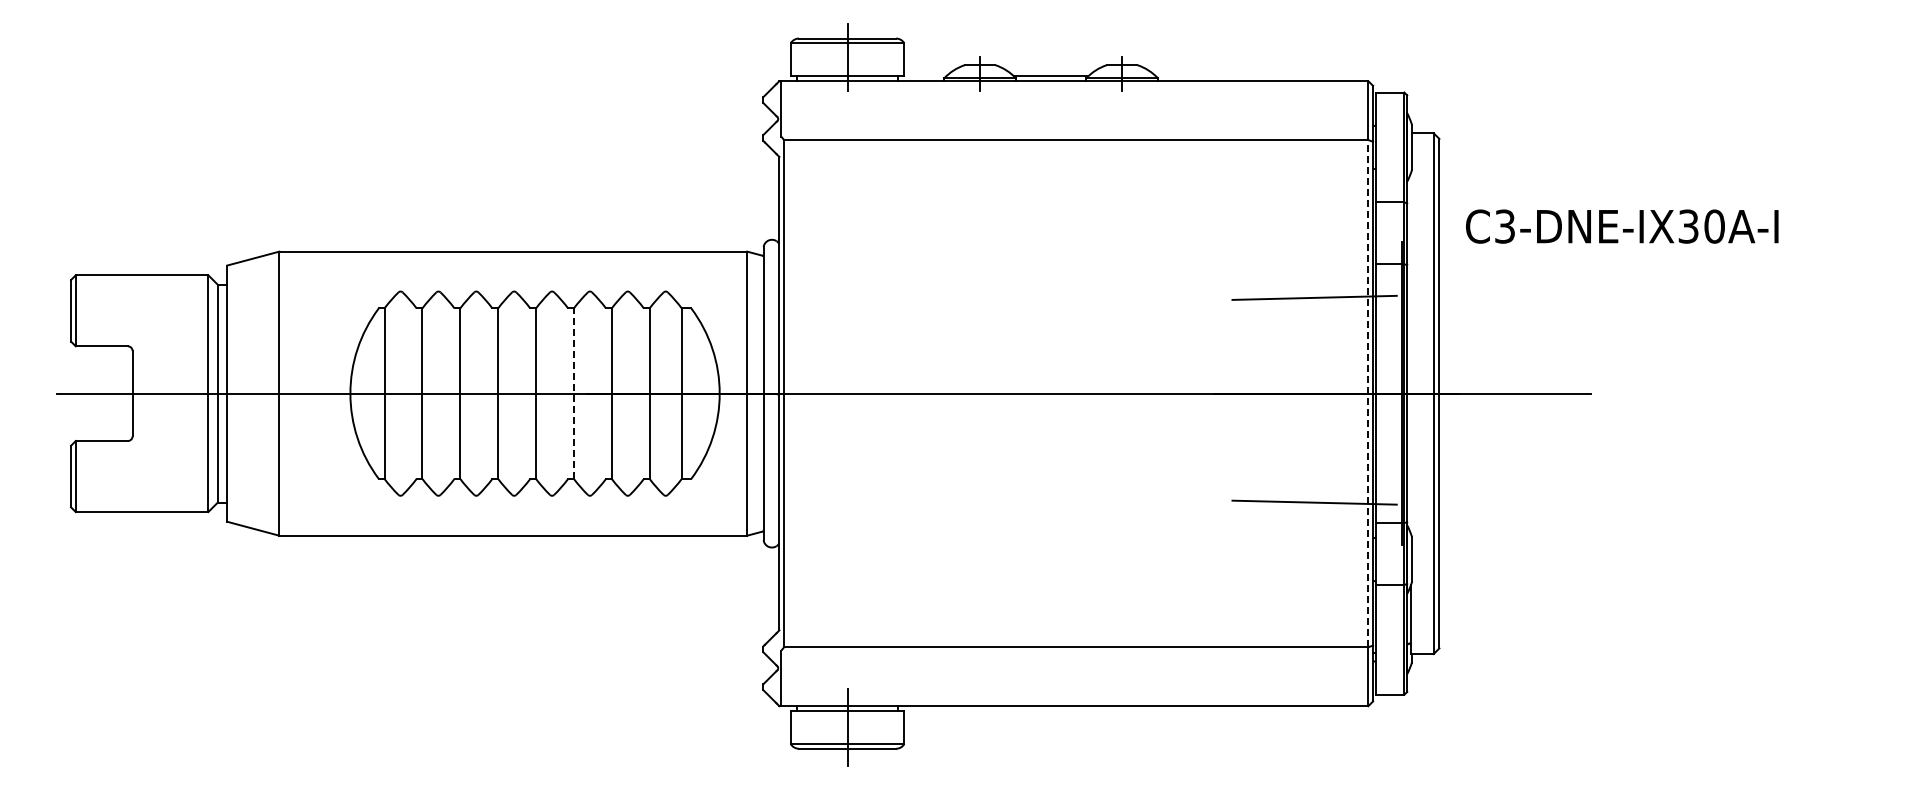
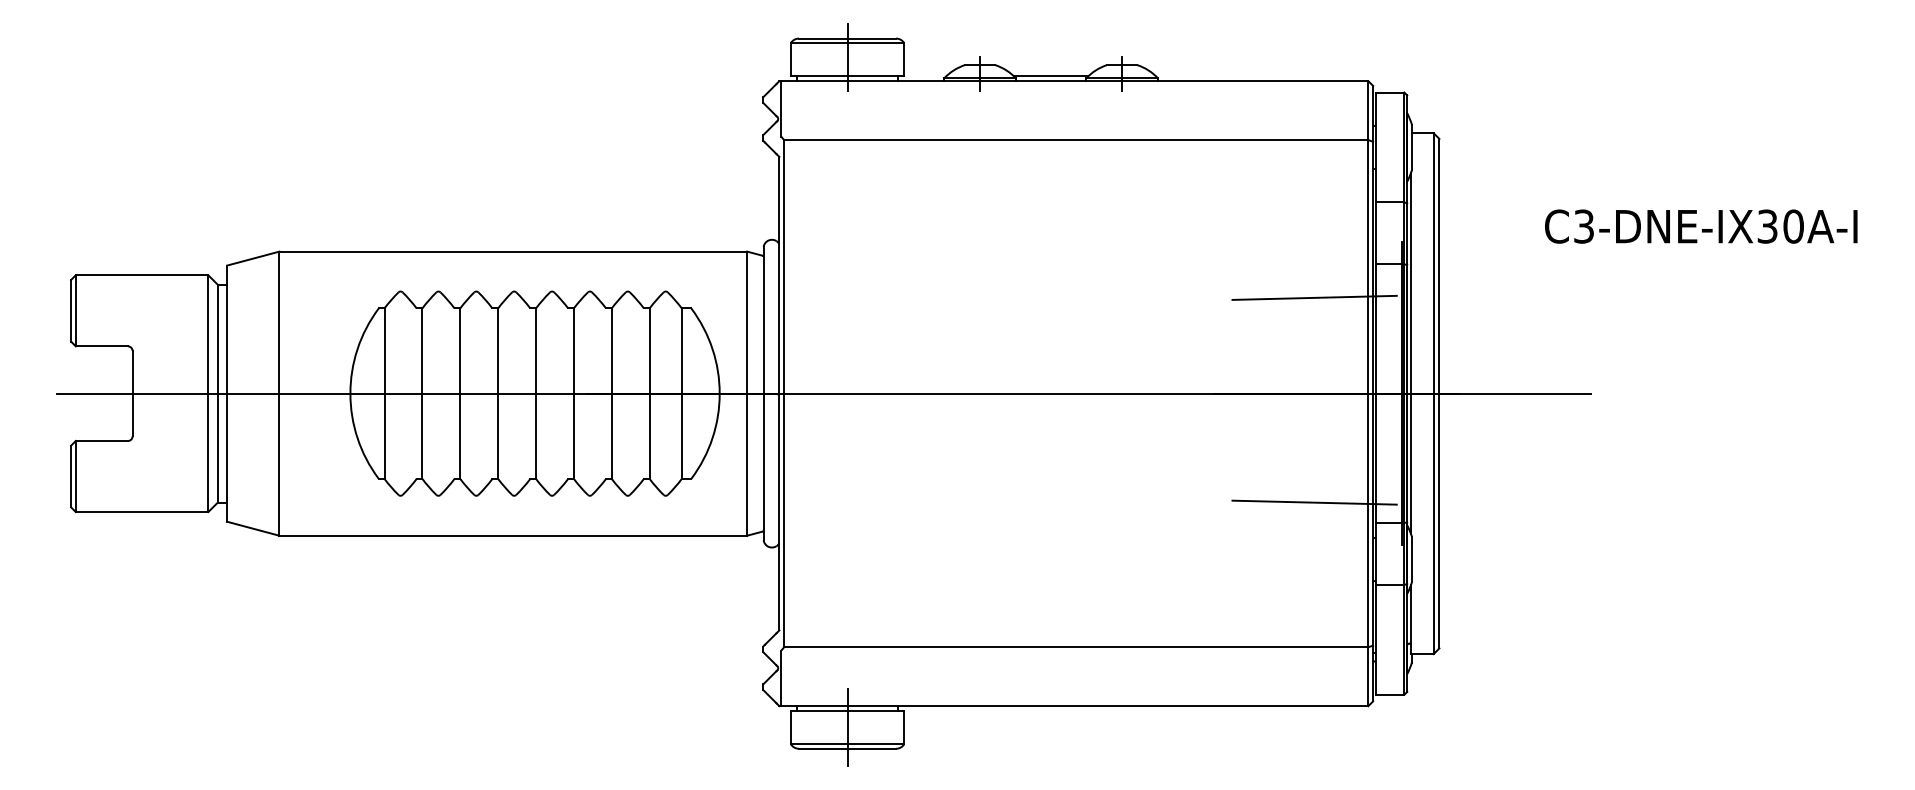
text position: (1622, 226) -> (1701, 226) (1701, 226)
line: none -> present (1410, 353)
line: dashed -> solid (573, 393)
line: dashed -> solid (1368, 393)
